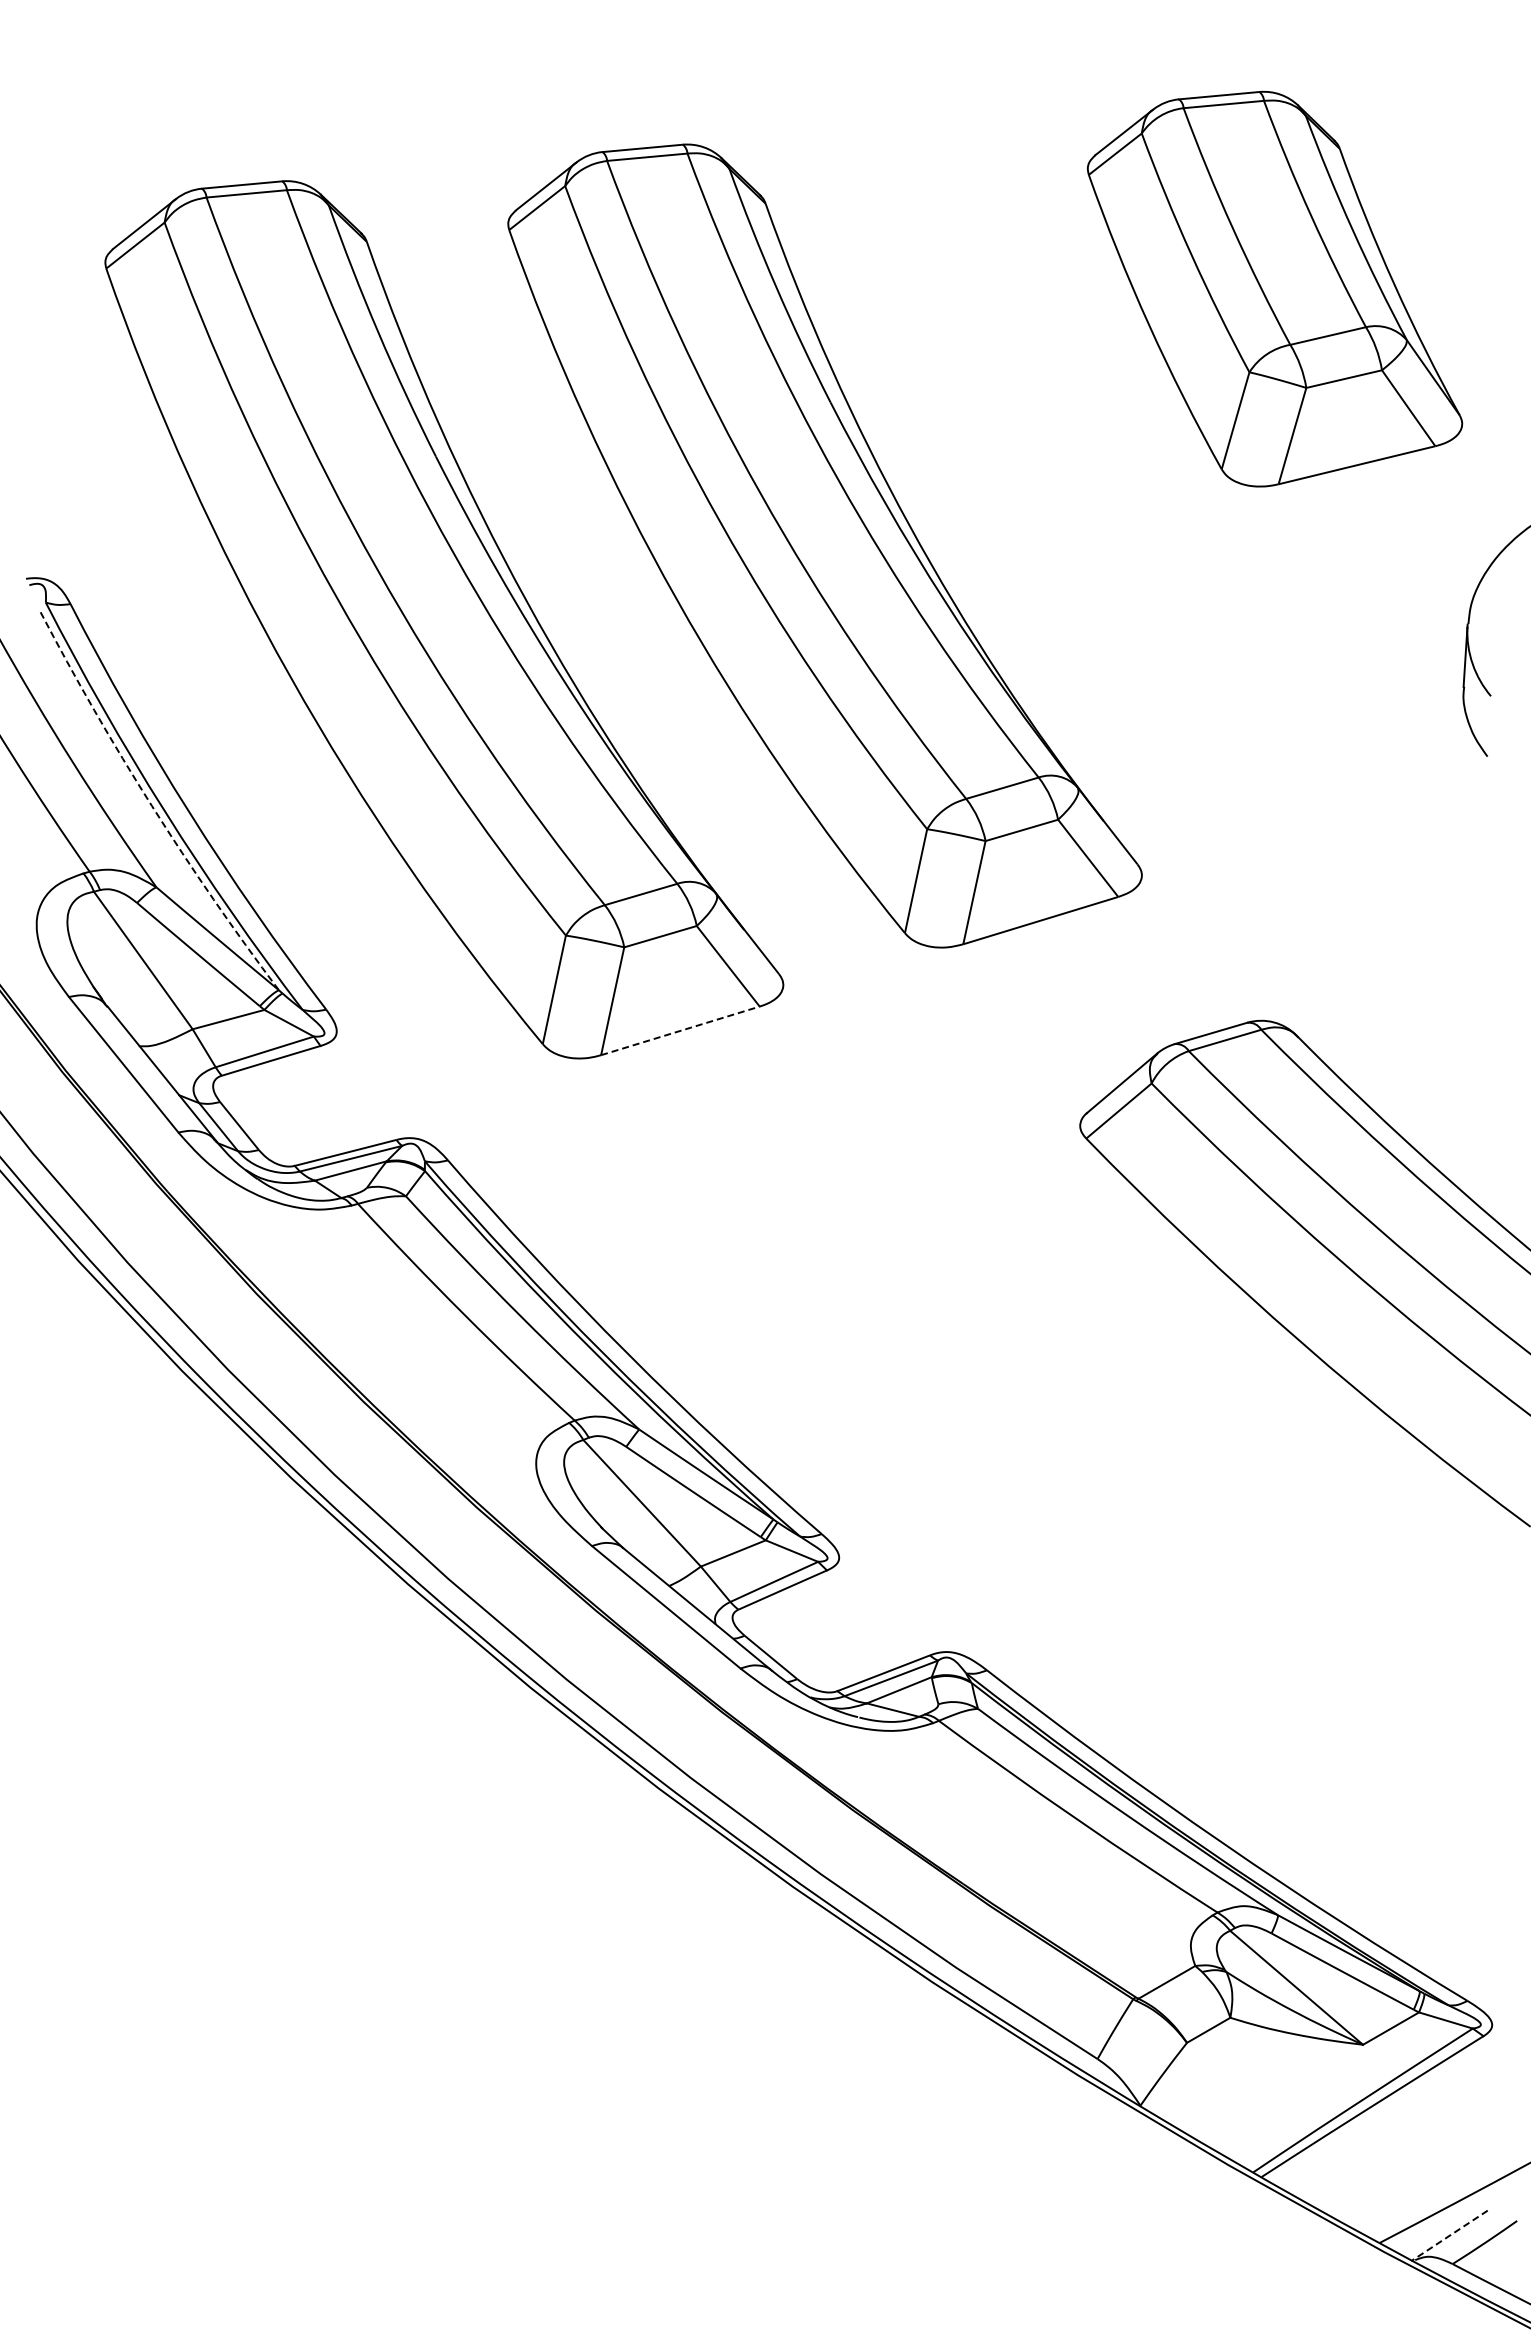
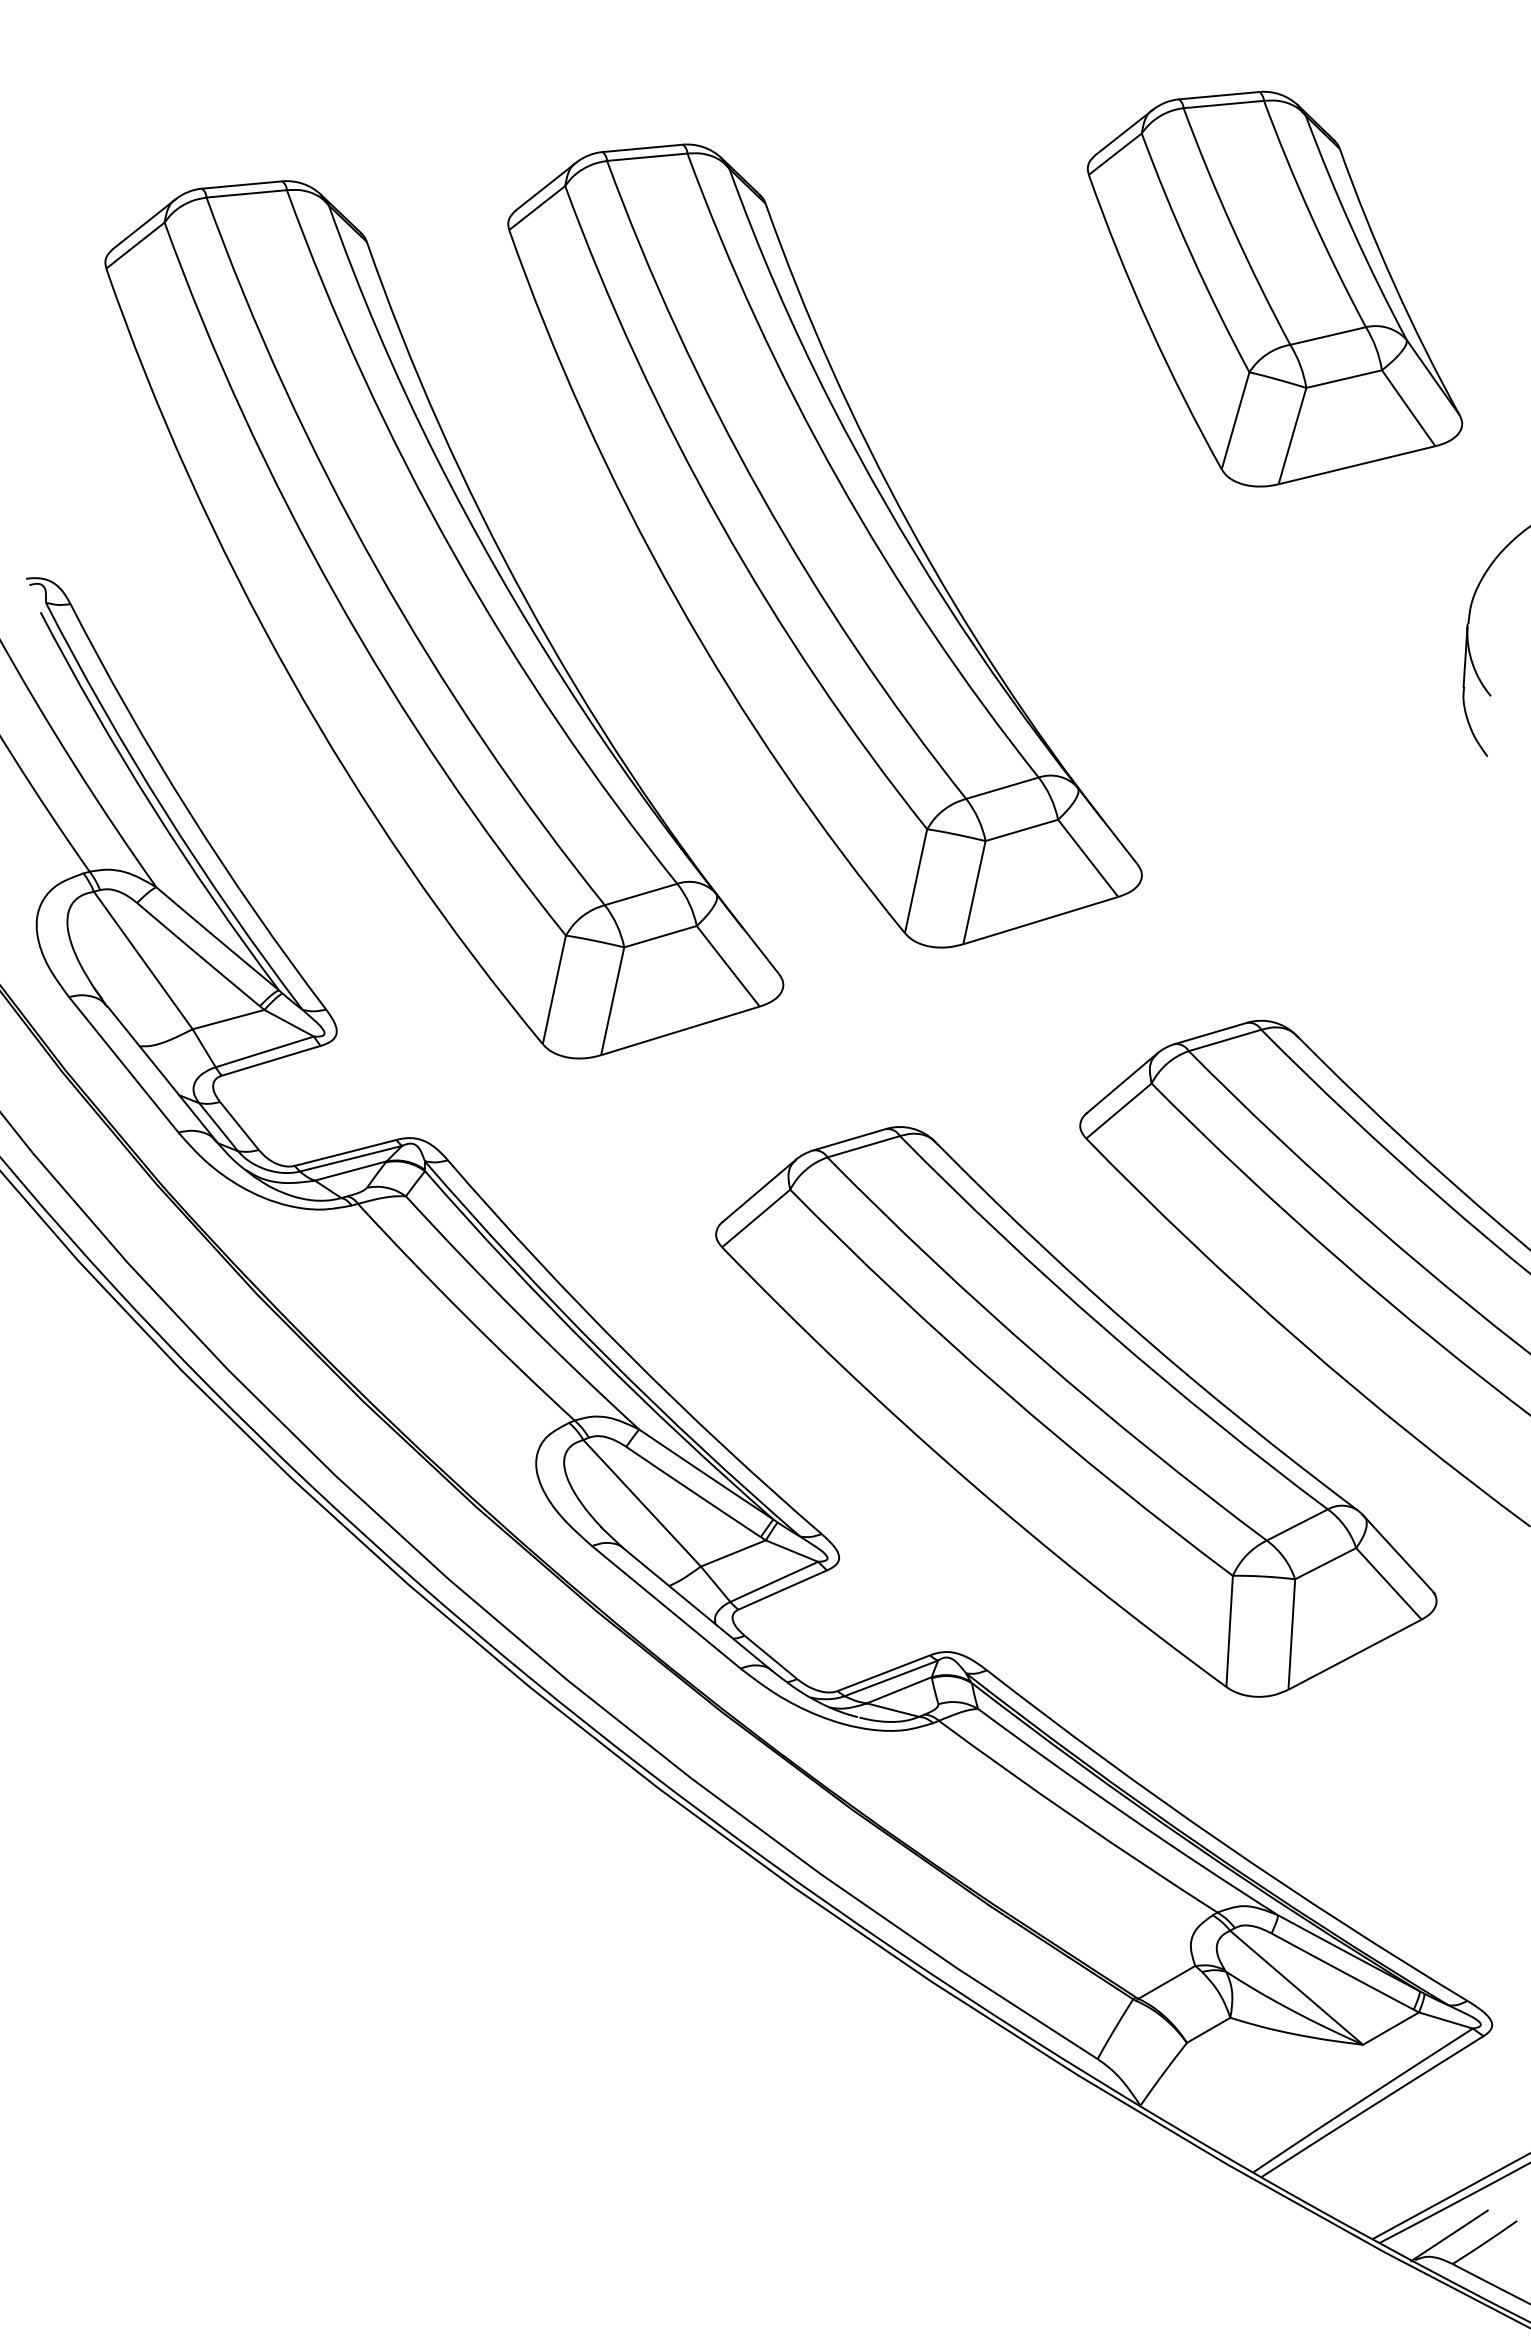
arc: dashed -> solid (152, 806)
line: dashed -> solid (681, 1030)
part: none -> present (1076, 1411)
line: none -> present (1449, 2196)
line: dashed -> solid (1449, 2235)
